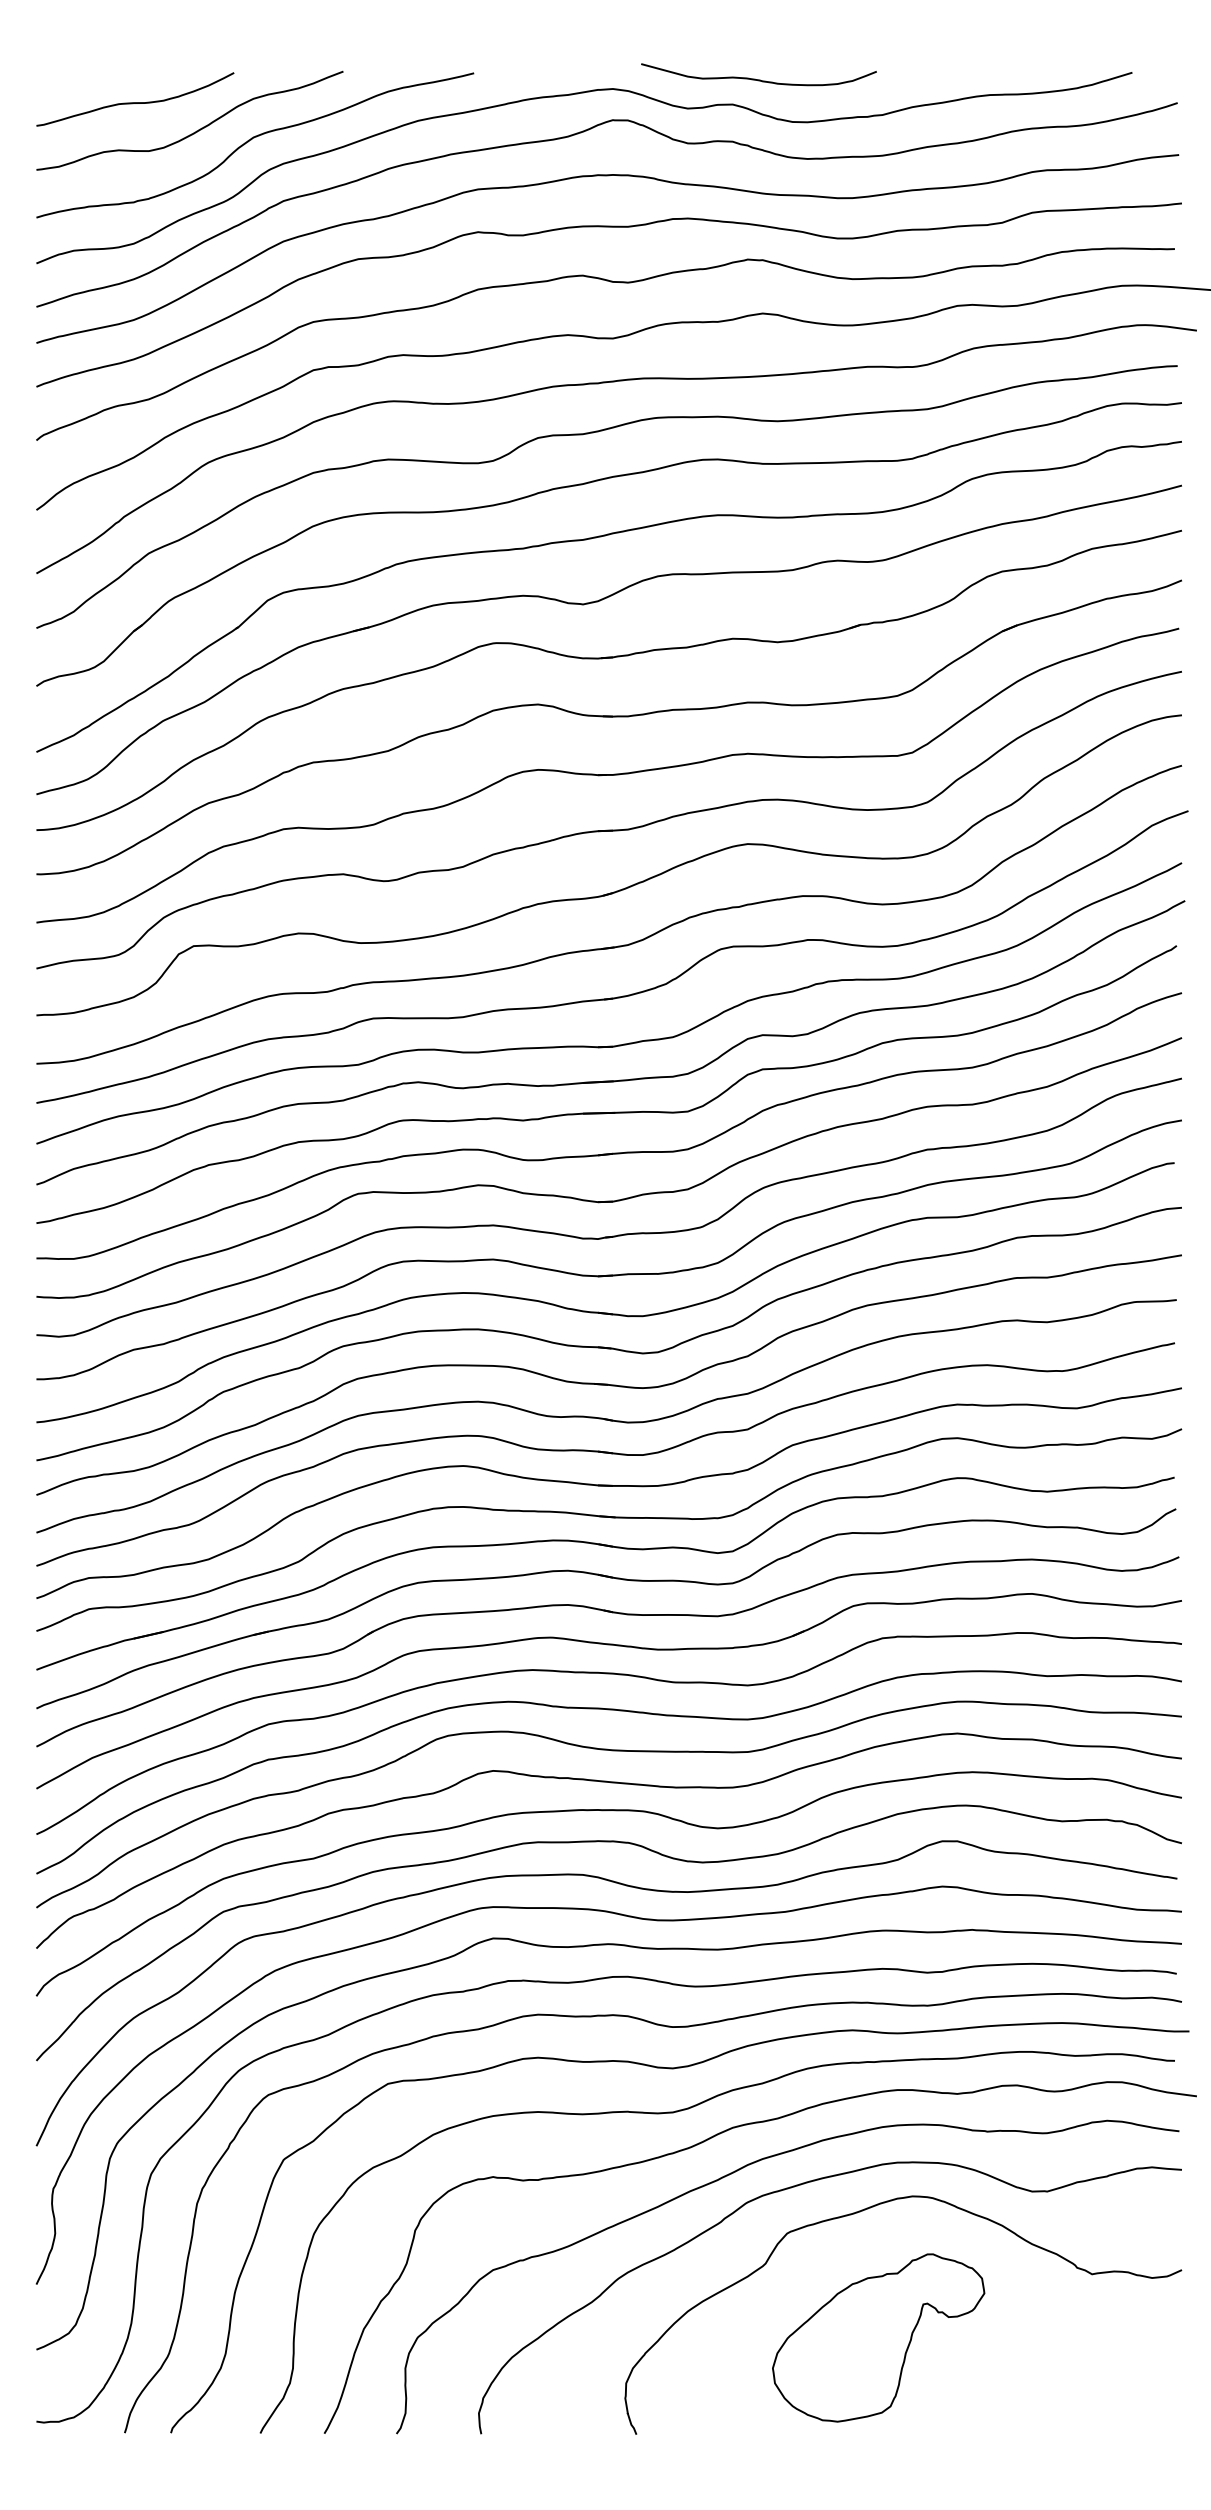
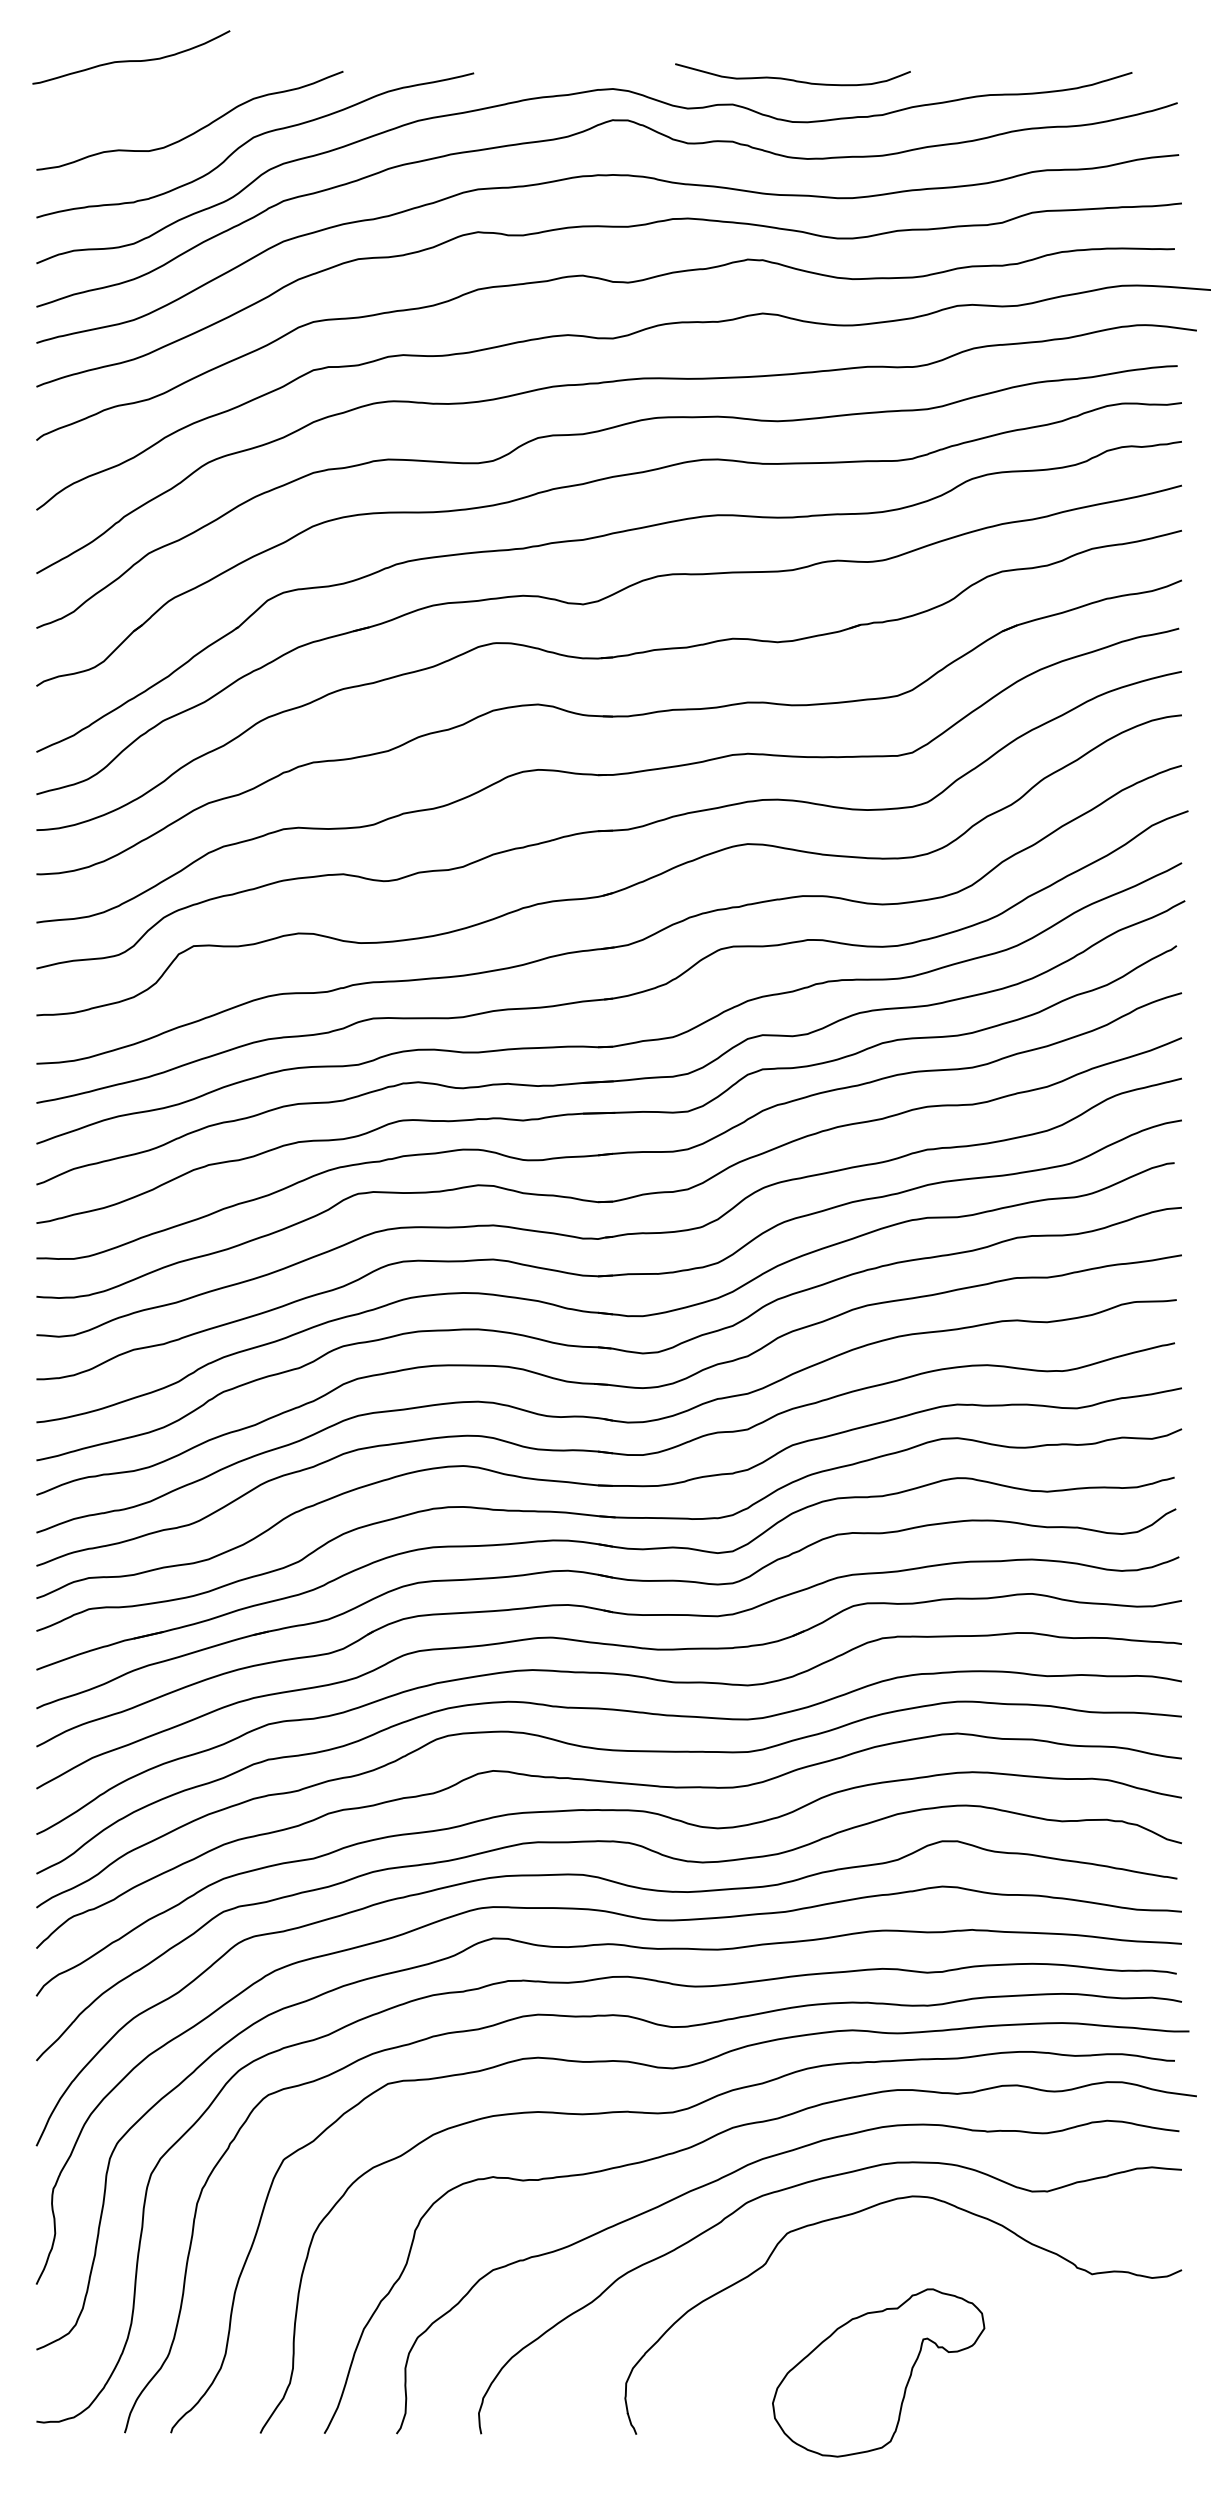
curve position: (755, 78) -> (789, 78) (789, 78)
curve position: (135, 102) -> (131, 60) (131, 60)
part position: (878, 2337) -> (878, 2372) (878, 2372)
